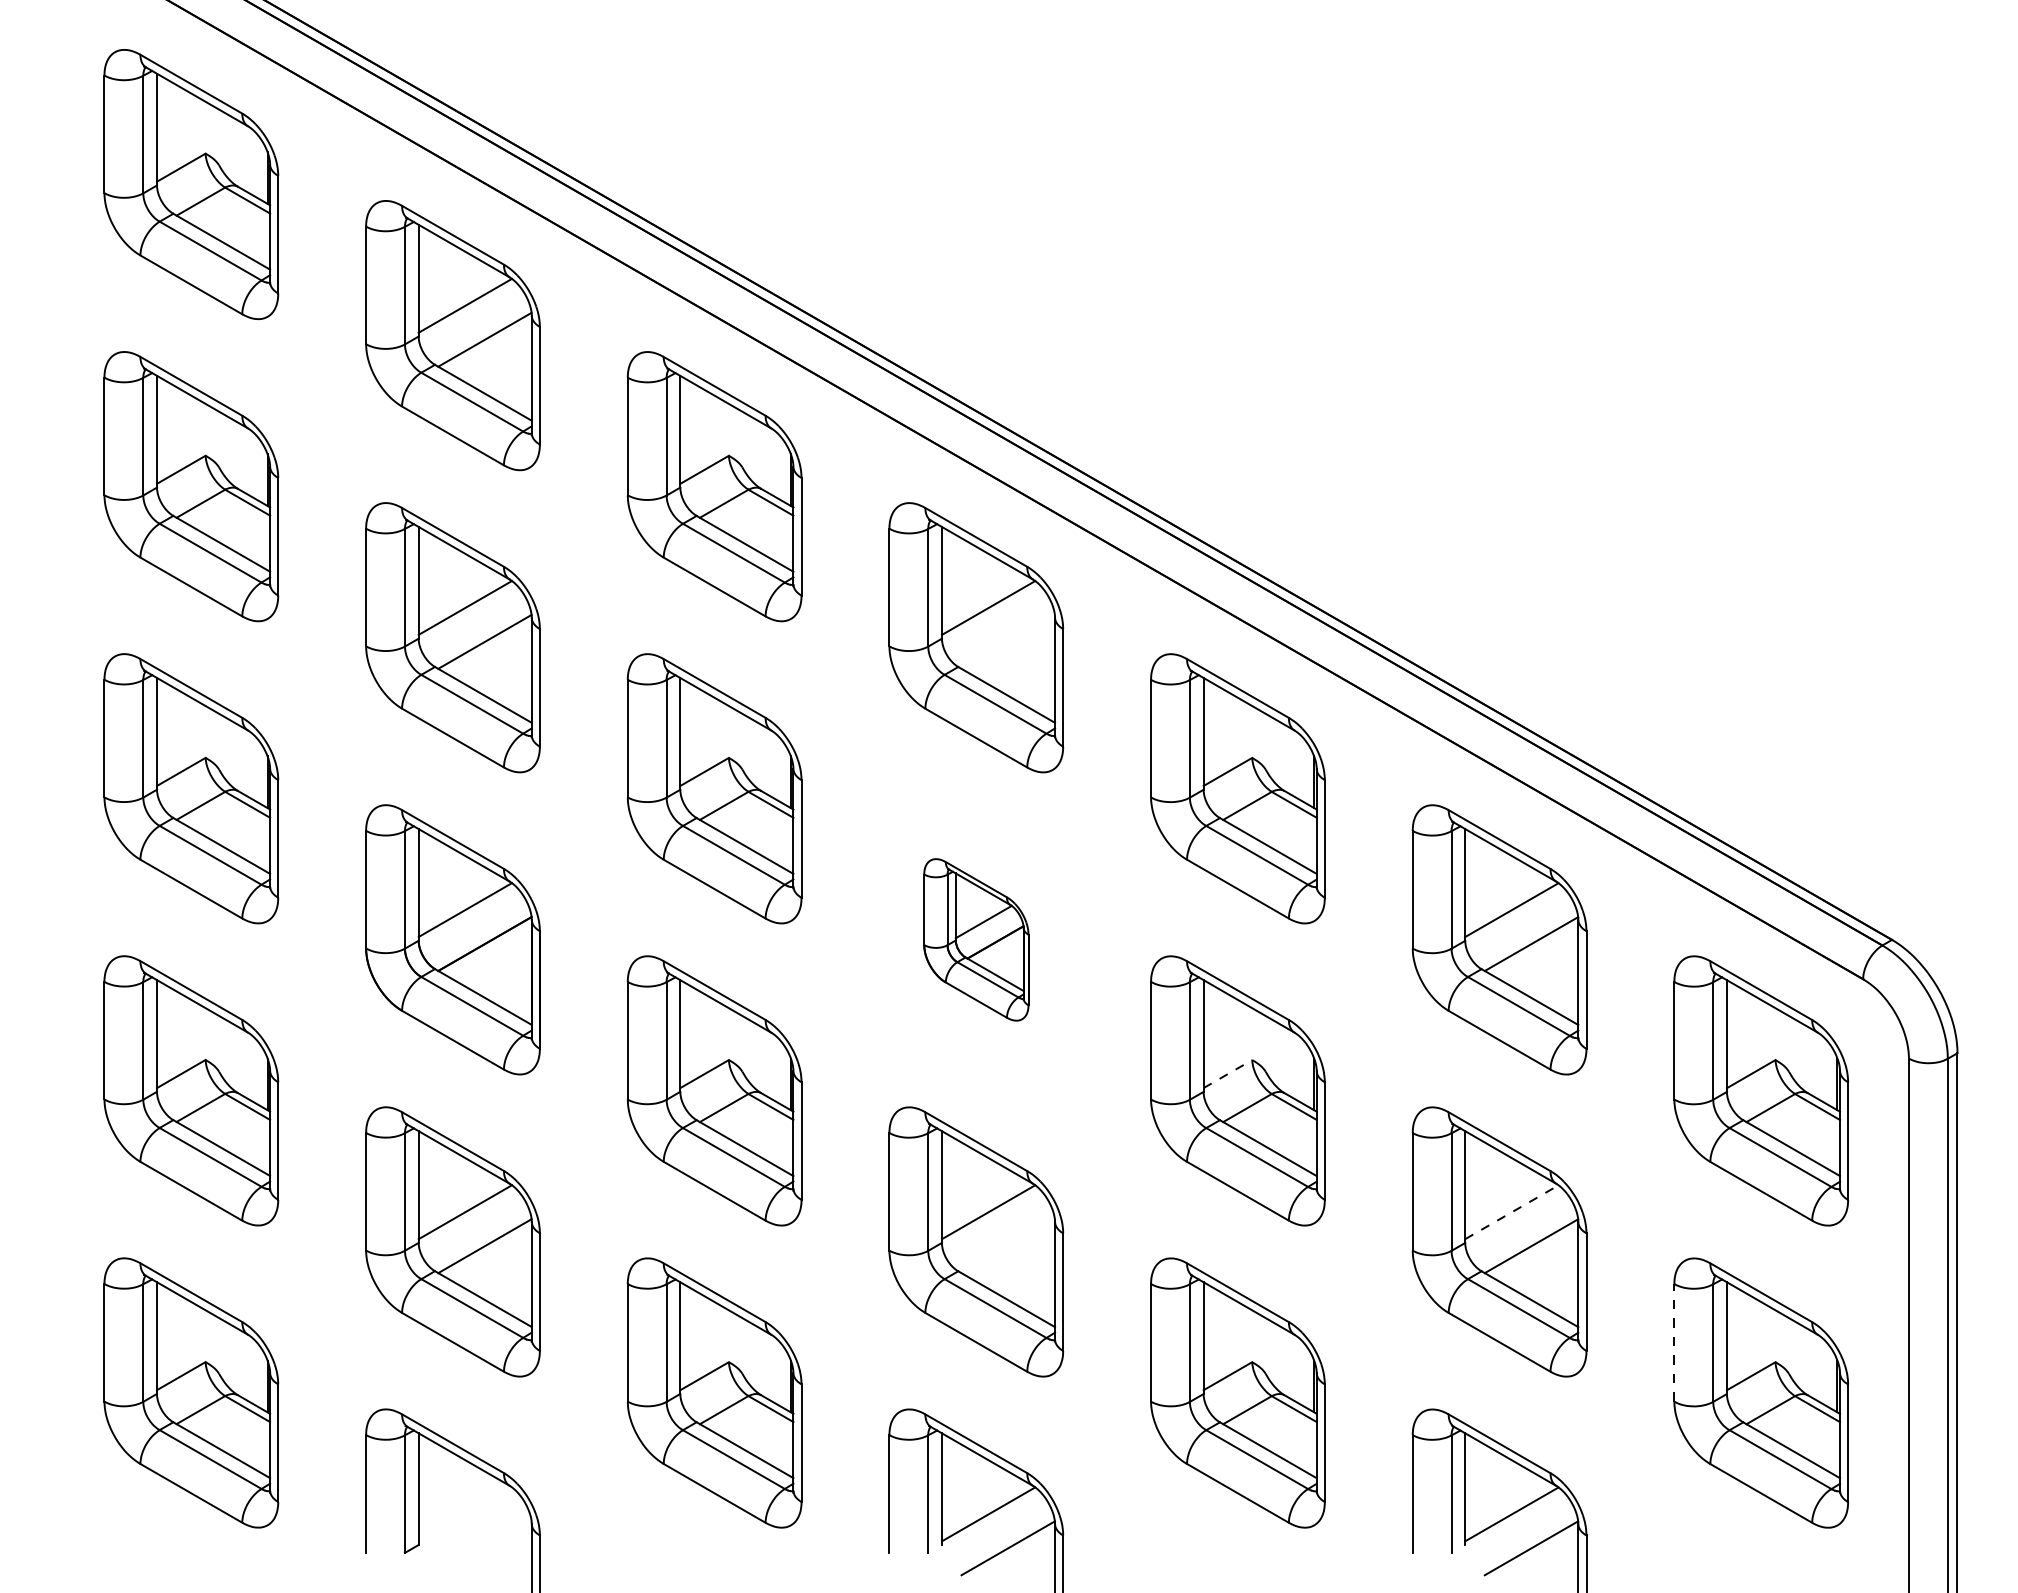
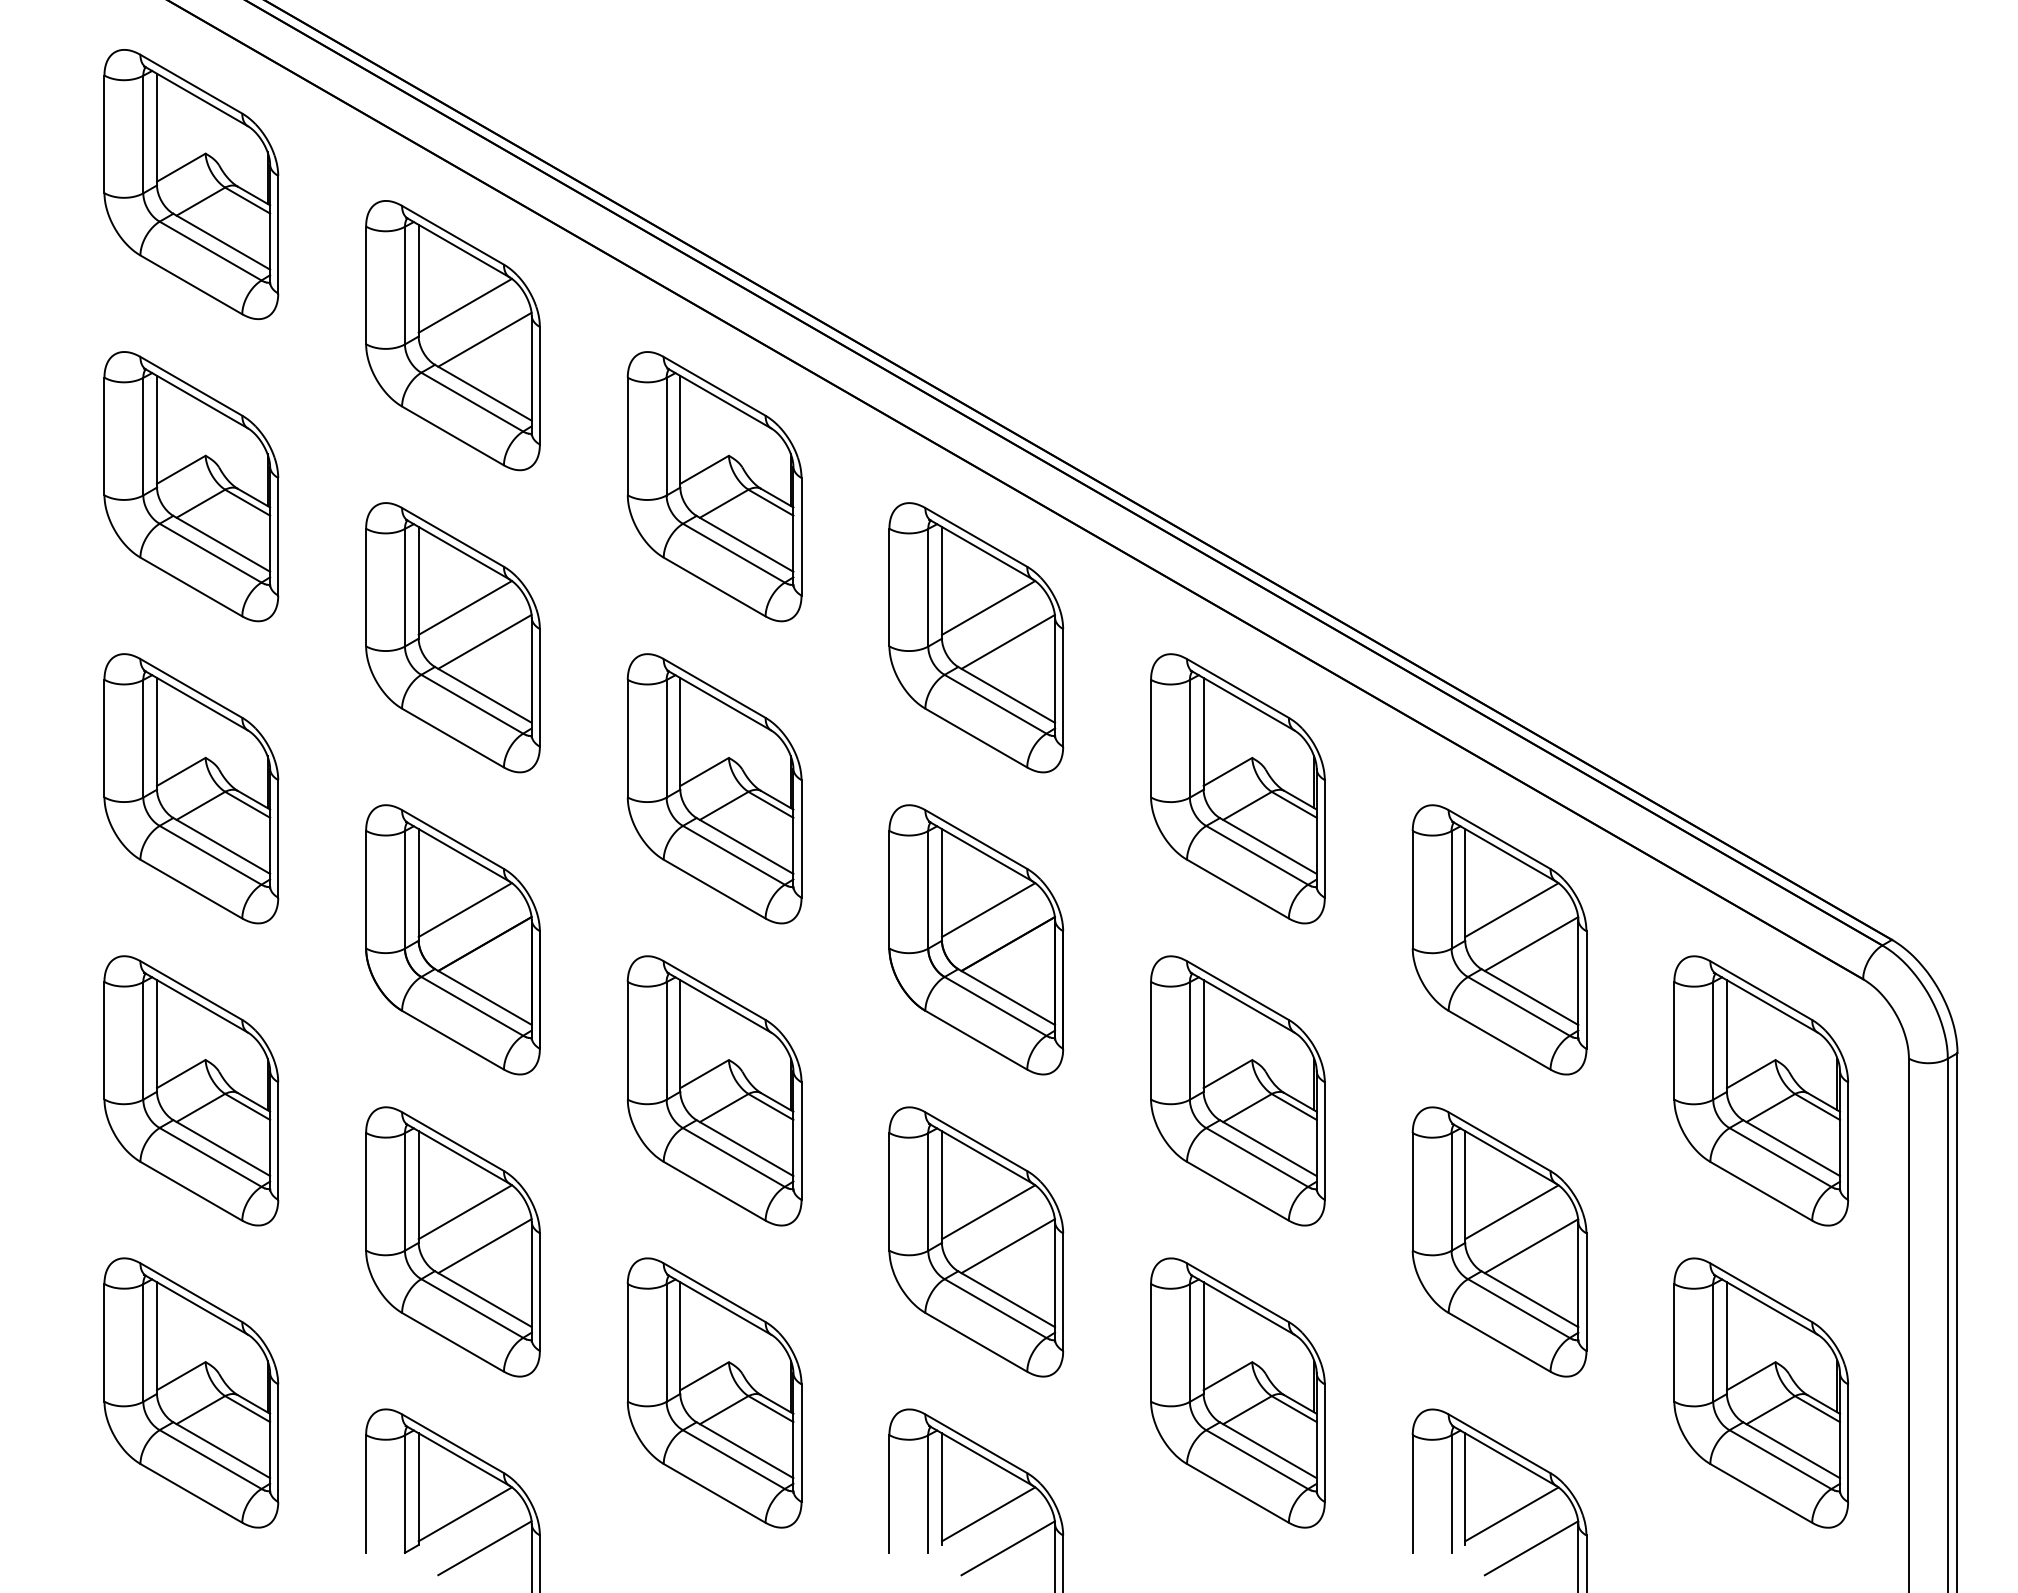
line: none -> present (1007, 641)
part size: 107x164 px -> 177x272 px (976, 939)
line: dashed -> solid (1228, 1073)
line: dashed -> solid (1511, 1212)
line: none -> present (1007, 1246)
line: dashed -> solid (1674, 1342)
line: none -> present (465, 1514)
line: none -> present (484, 1548)
